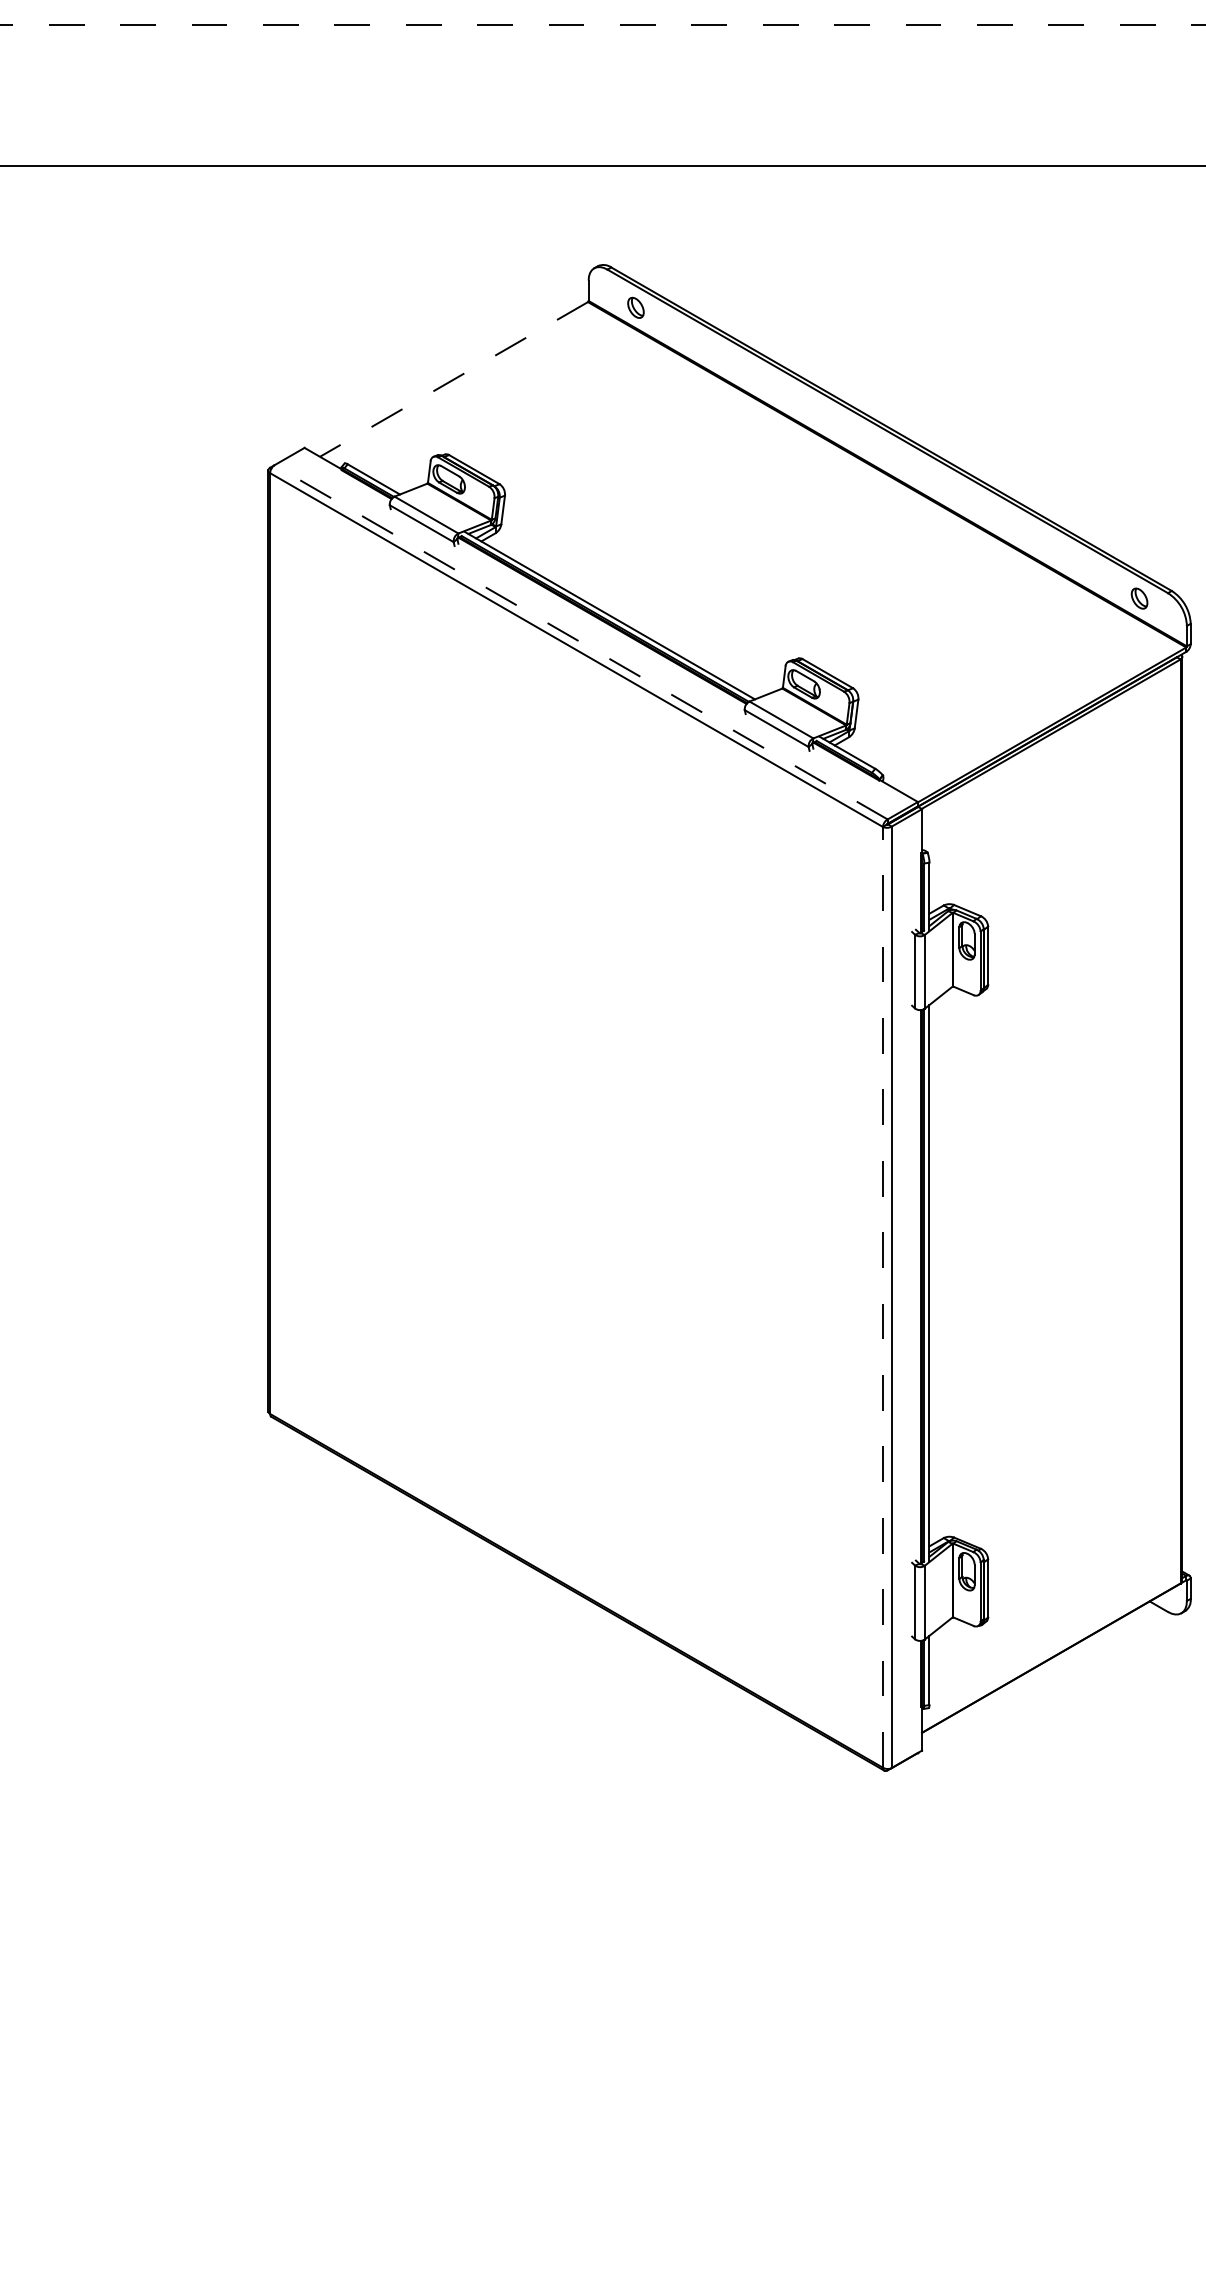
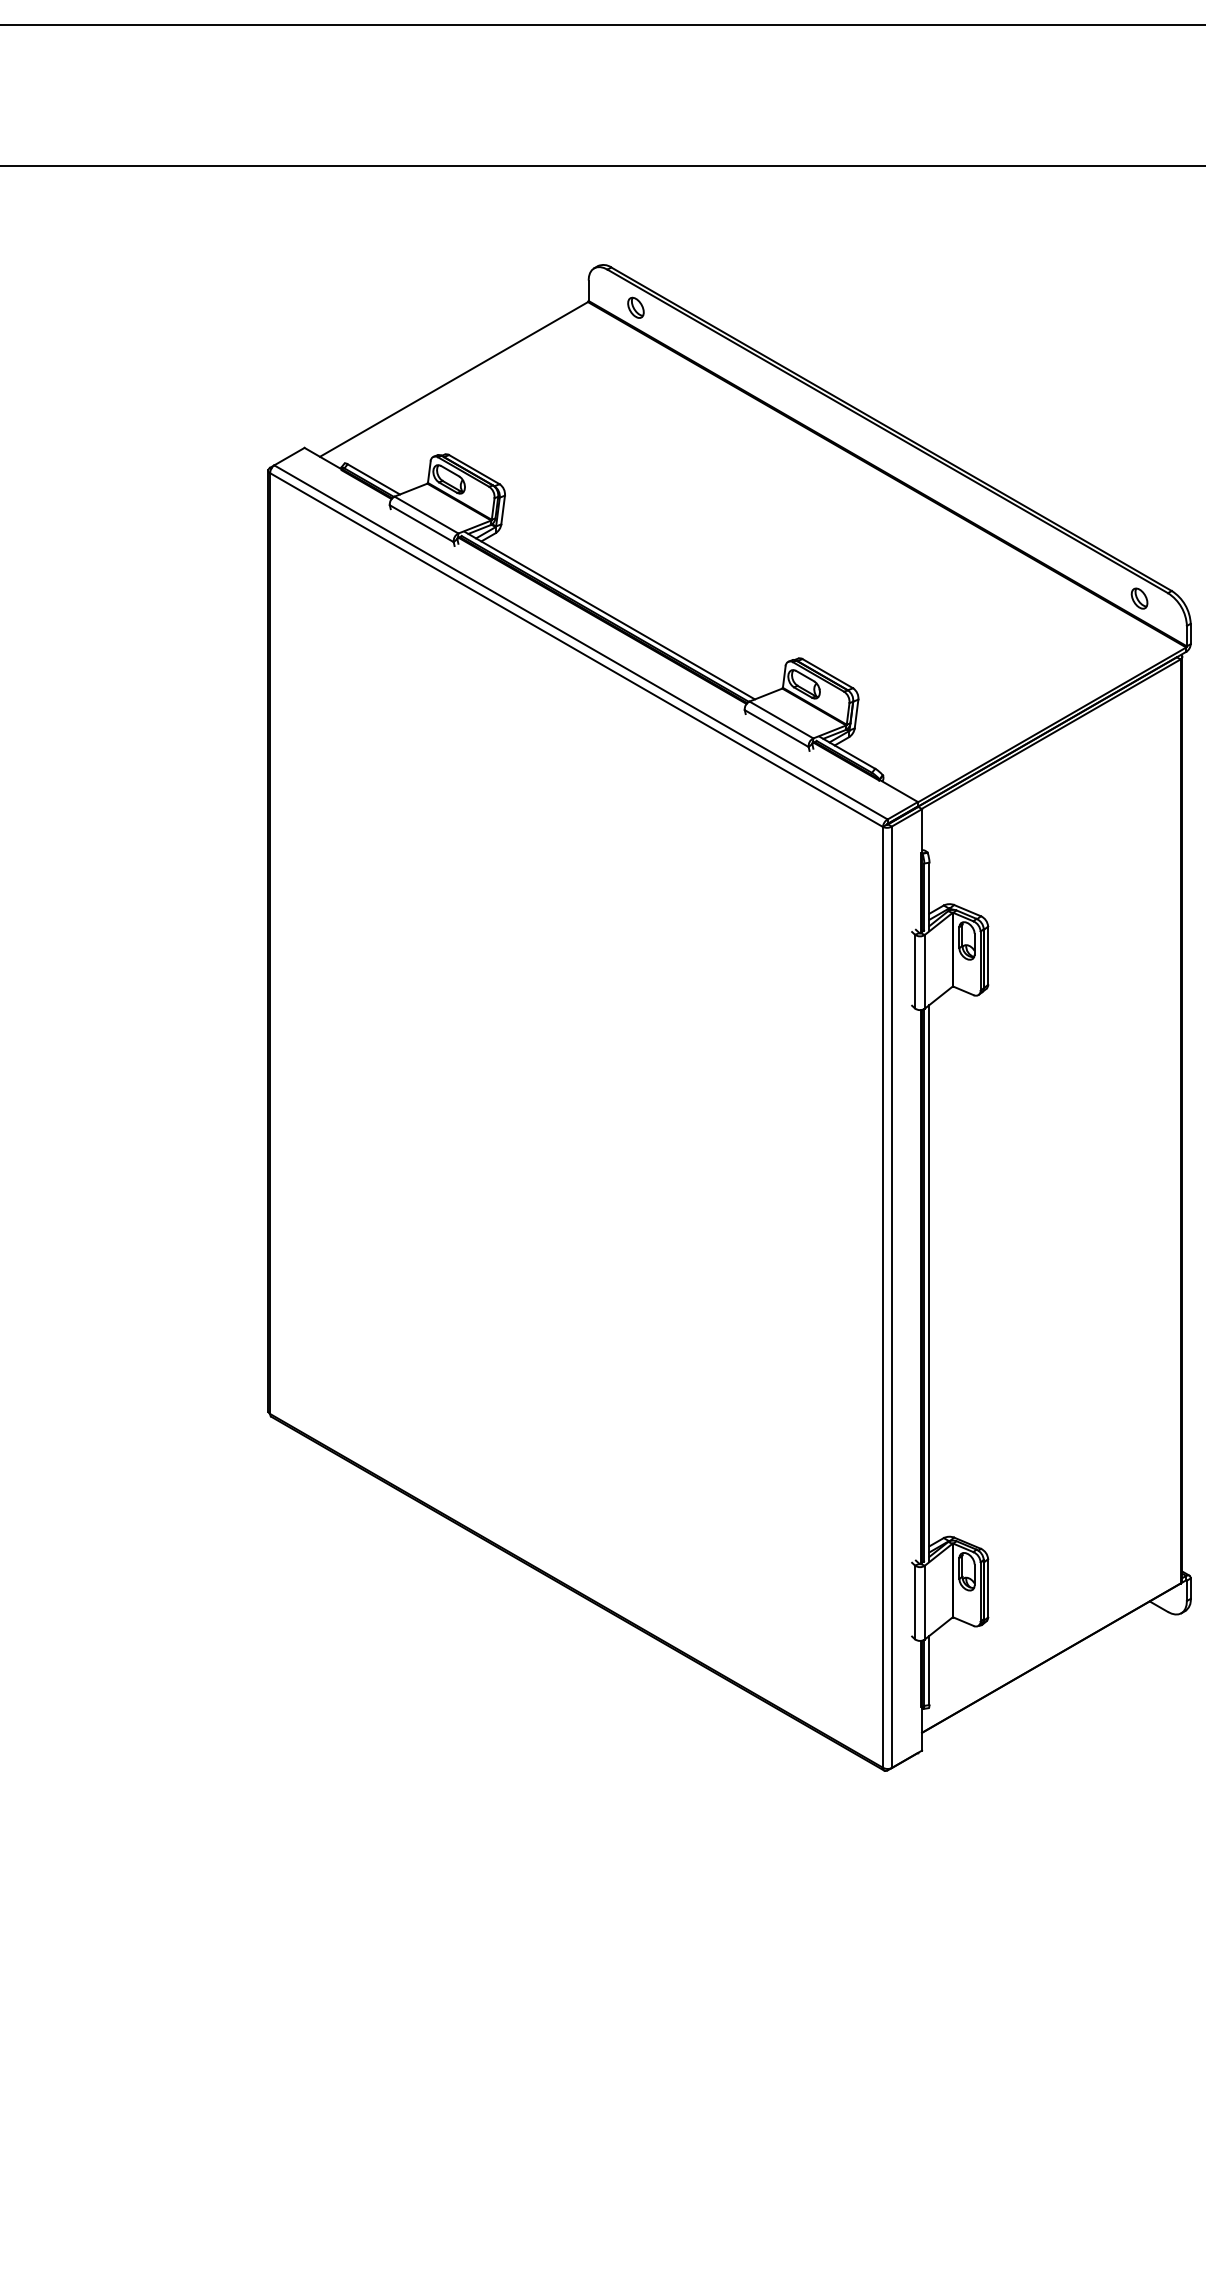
line: dashed -> solid (603, 25)
line: dashed -> solid (454, 379)
line: dashed -> solid (580, 642)
line: dashed -> solid (882, 1296)
